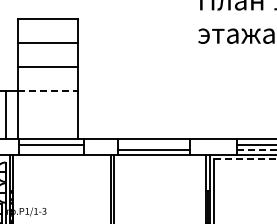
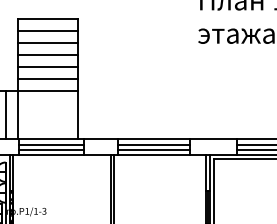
line: none -> present (47, 31)
line: none -> present (47, 55)
line: none -> present (47, 79)
line: dashed -> solid (48, 91)
line: none -> present (154, 144)
line: none -> present (51, 149)
line: dashed -> solid (257, 149)
line: dashed -> solid (245, 159)
